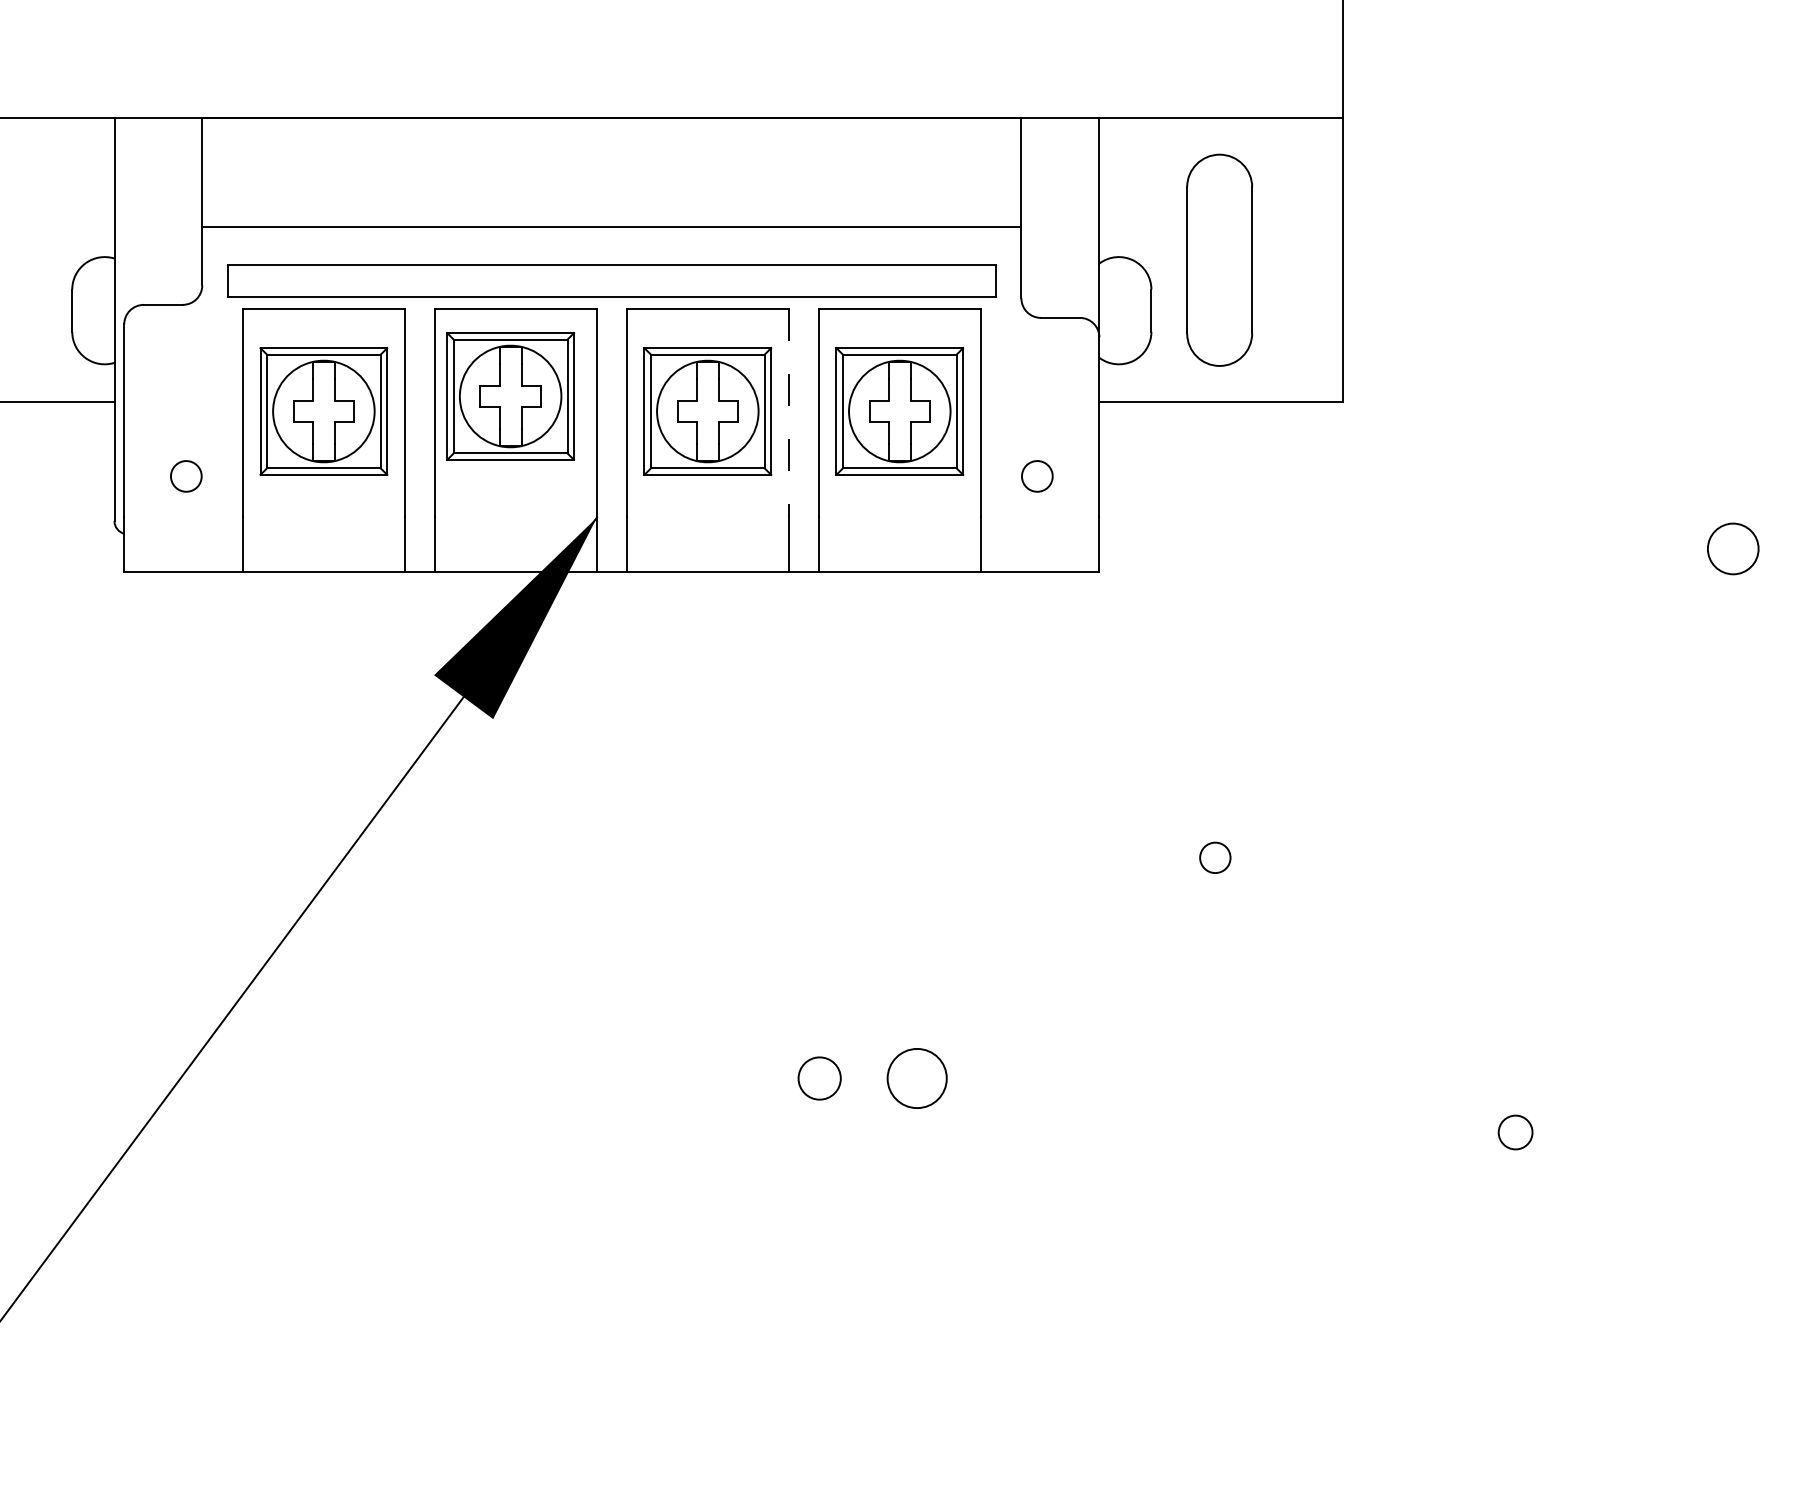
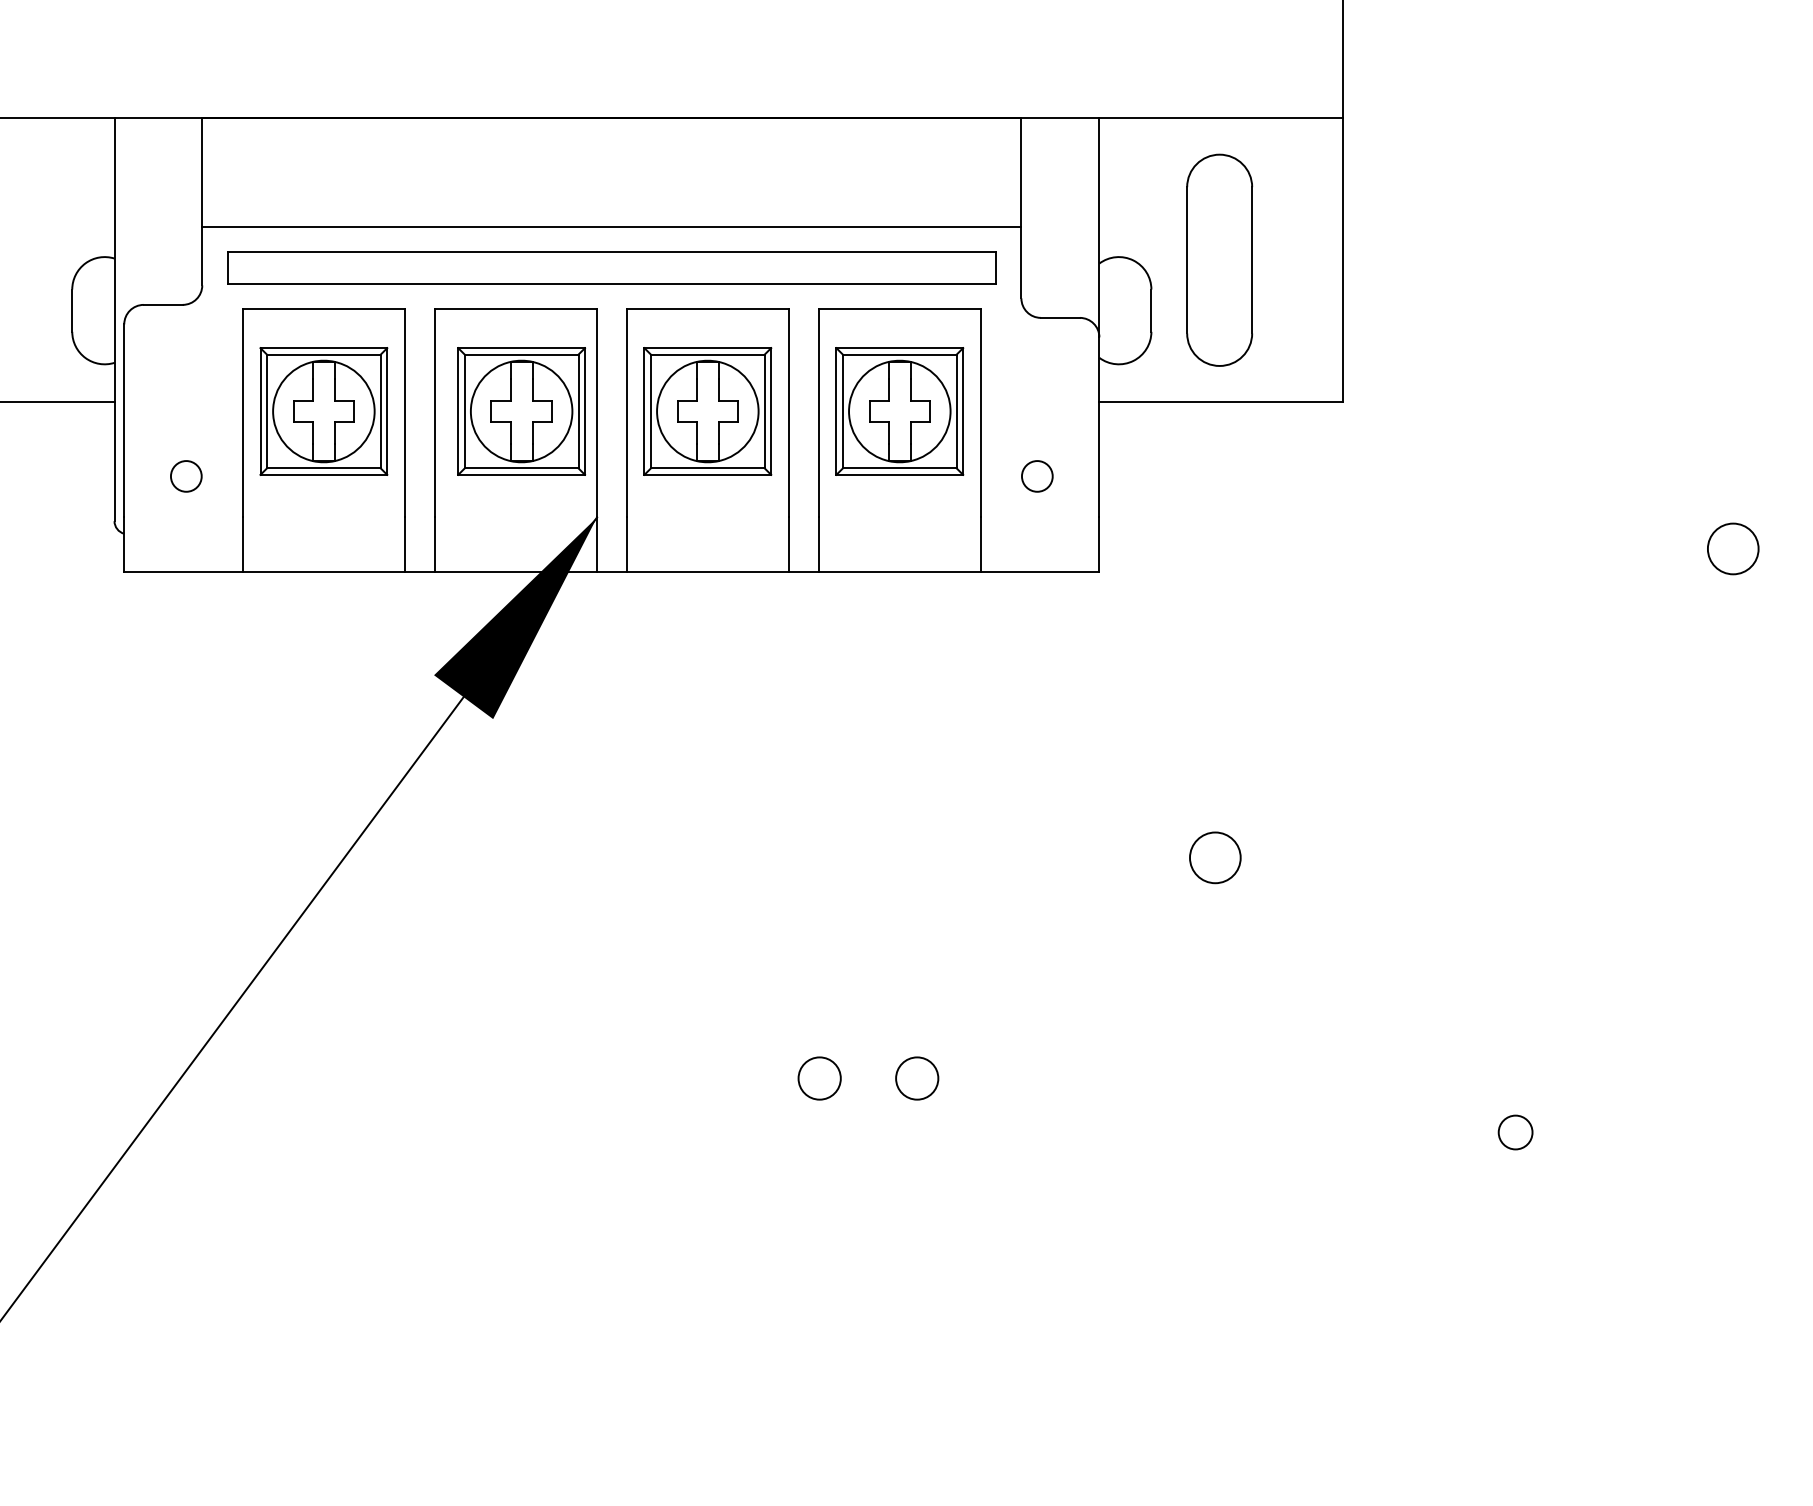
part position: (611, 280) -> (611, 267) (611, 267)
part position: (510, 396) -> (521, 411) (521, 411)
line: dashed -> solid (789, 413)
circle diameter: 30 px -> 51 px (1215, 857)
circle diameter: 59 px -> 42 px (917, 1078)
